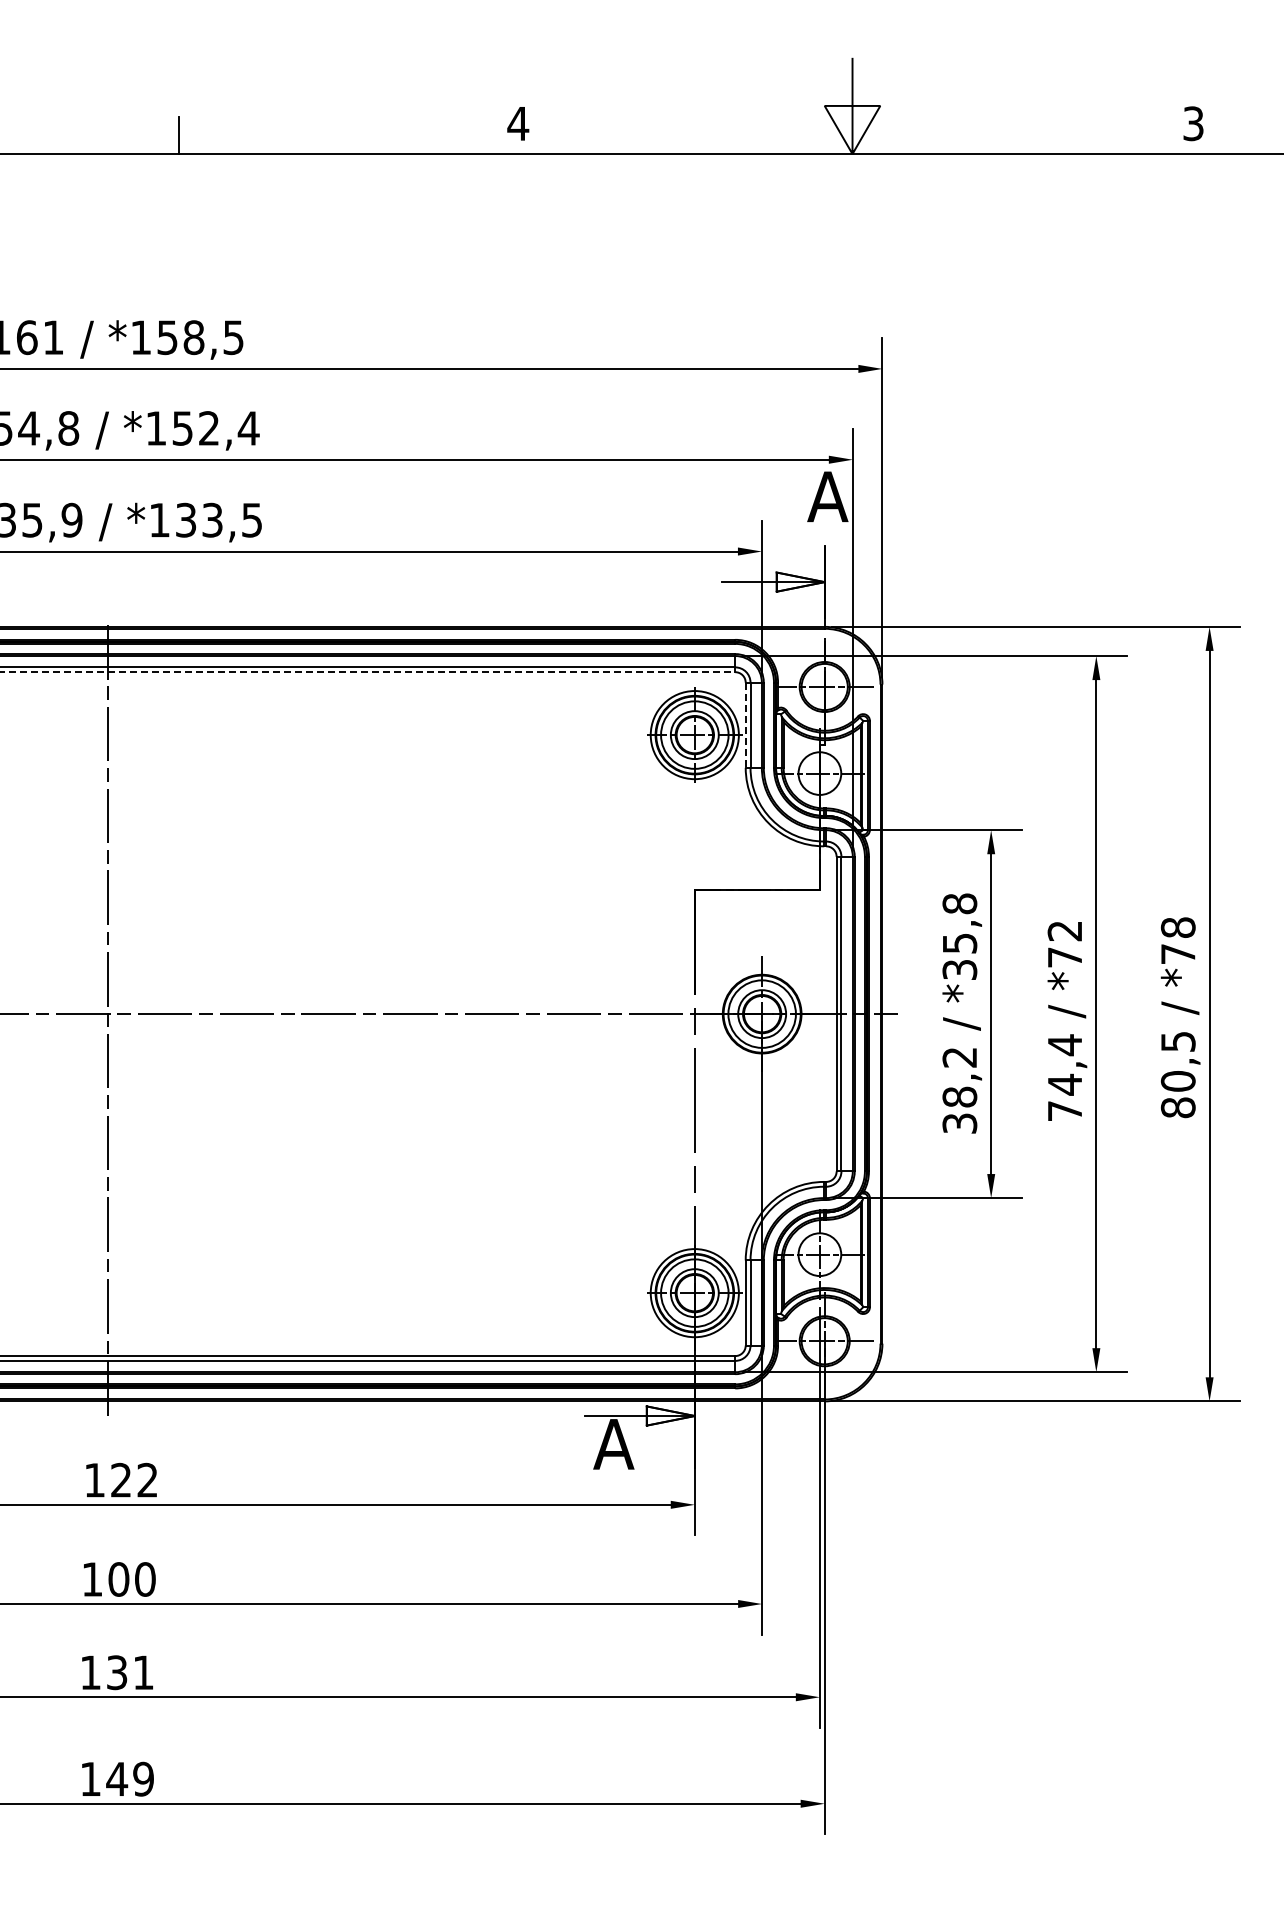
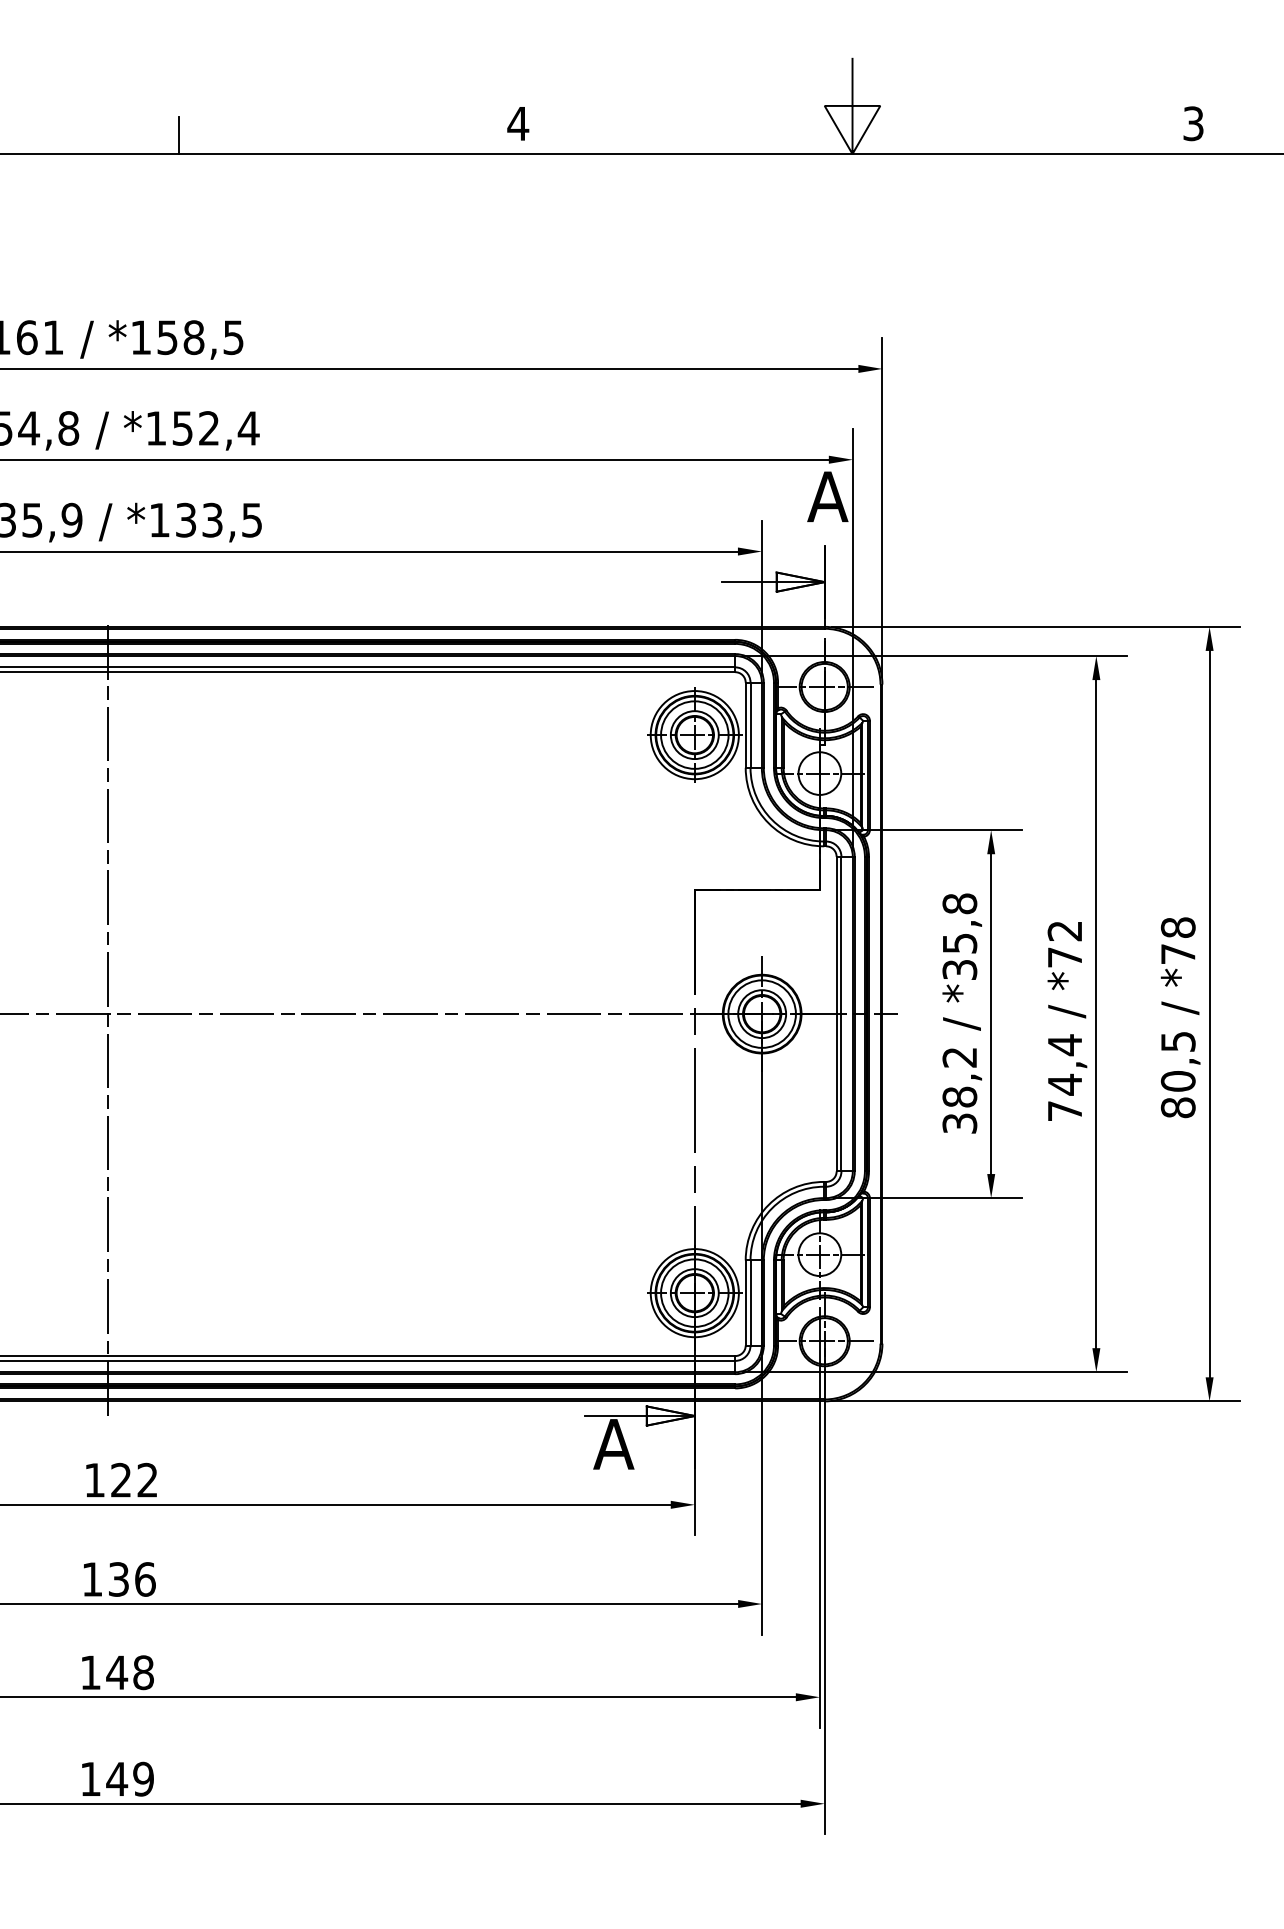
line: dashed -> solid (368, 672)
line: dashed -> solid (745, 725)
text: 100 -> 136 (131, 1579)
text: 131 -> 148 (129, 1672)
